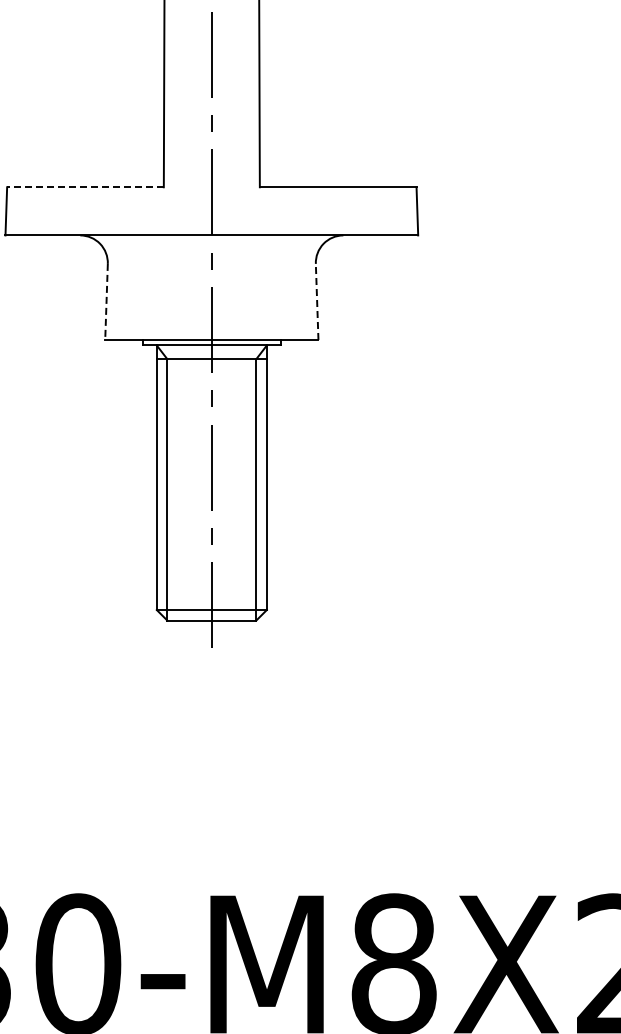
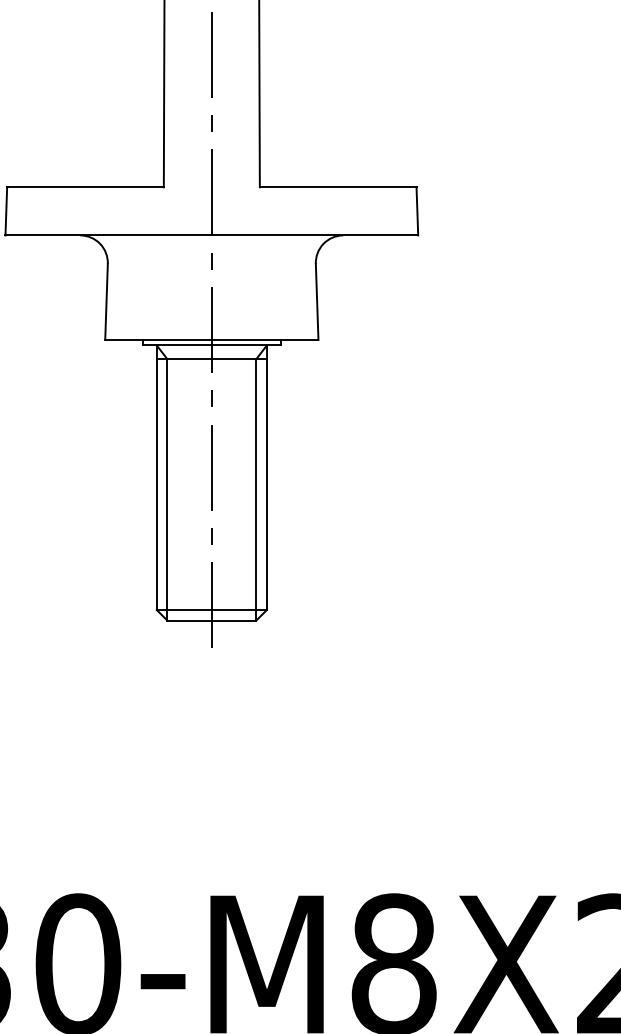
line: dashed -> solid (84, 187)
line: dashed -> solid (317, 301)
line: dashed -> solid (106, 302)
